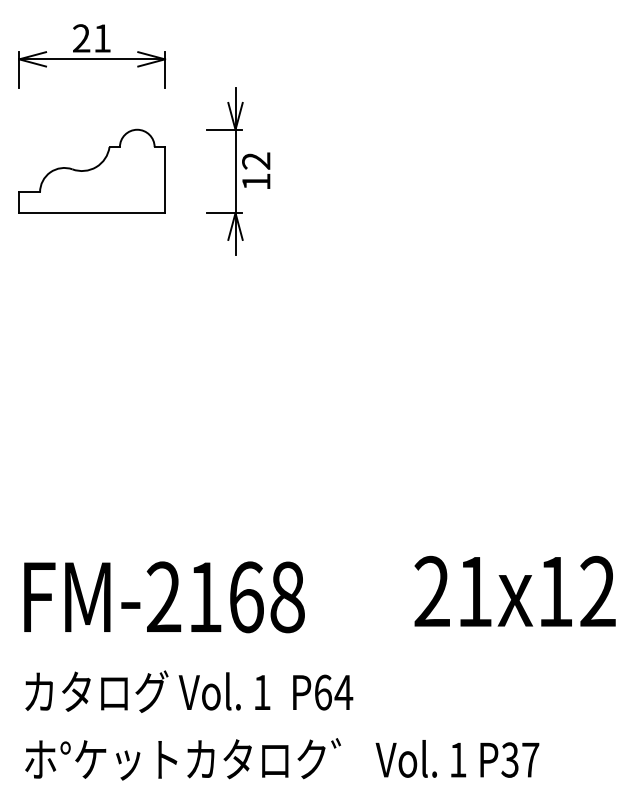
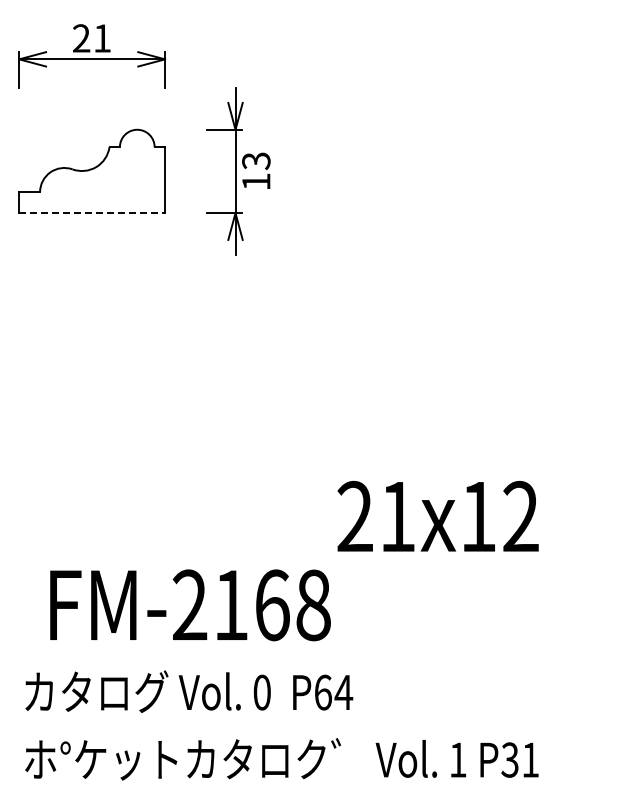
text: 12 -> 13 (256, 161)
line: solid -> dashed (92, 213)
text position: (514, 590) -> (437, 515) (437, 515)
text position: (164, 597) -> (190, 605) (190, 605)
text: 1 -> 0 (261, 692)
text: P37 -> P31 (530, 759)
